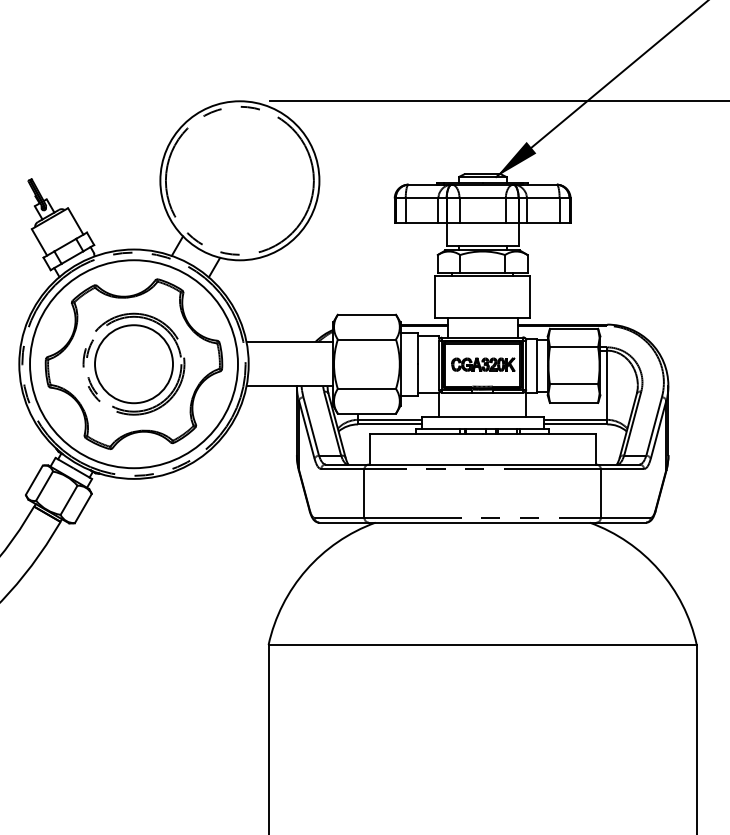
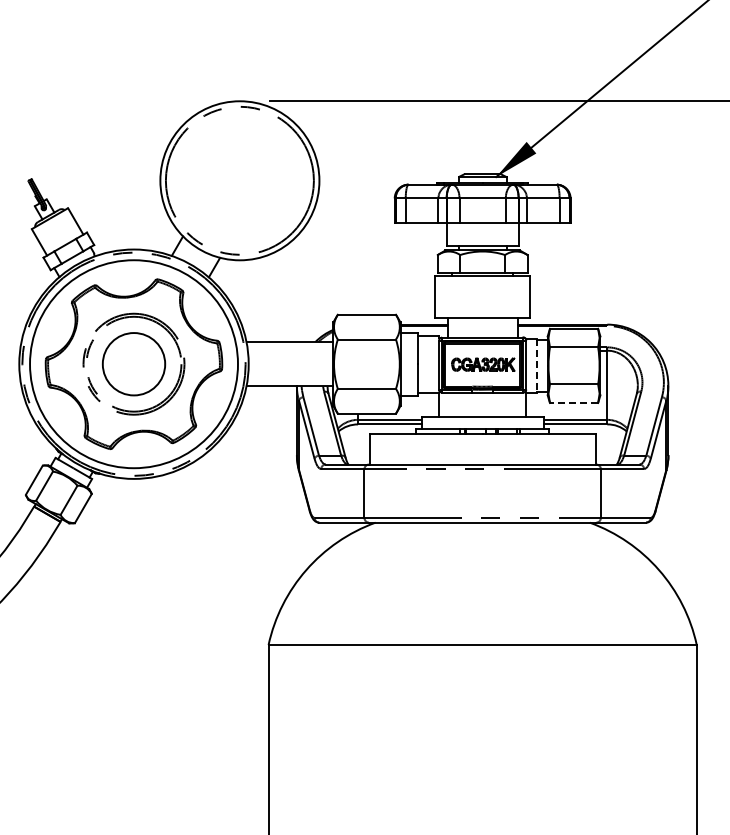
circle diameter: 78 px -> 62 px (133, 364)
line: solid -> dashed (536, 365)
line: solid -> dashed (573, 403)
